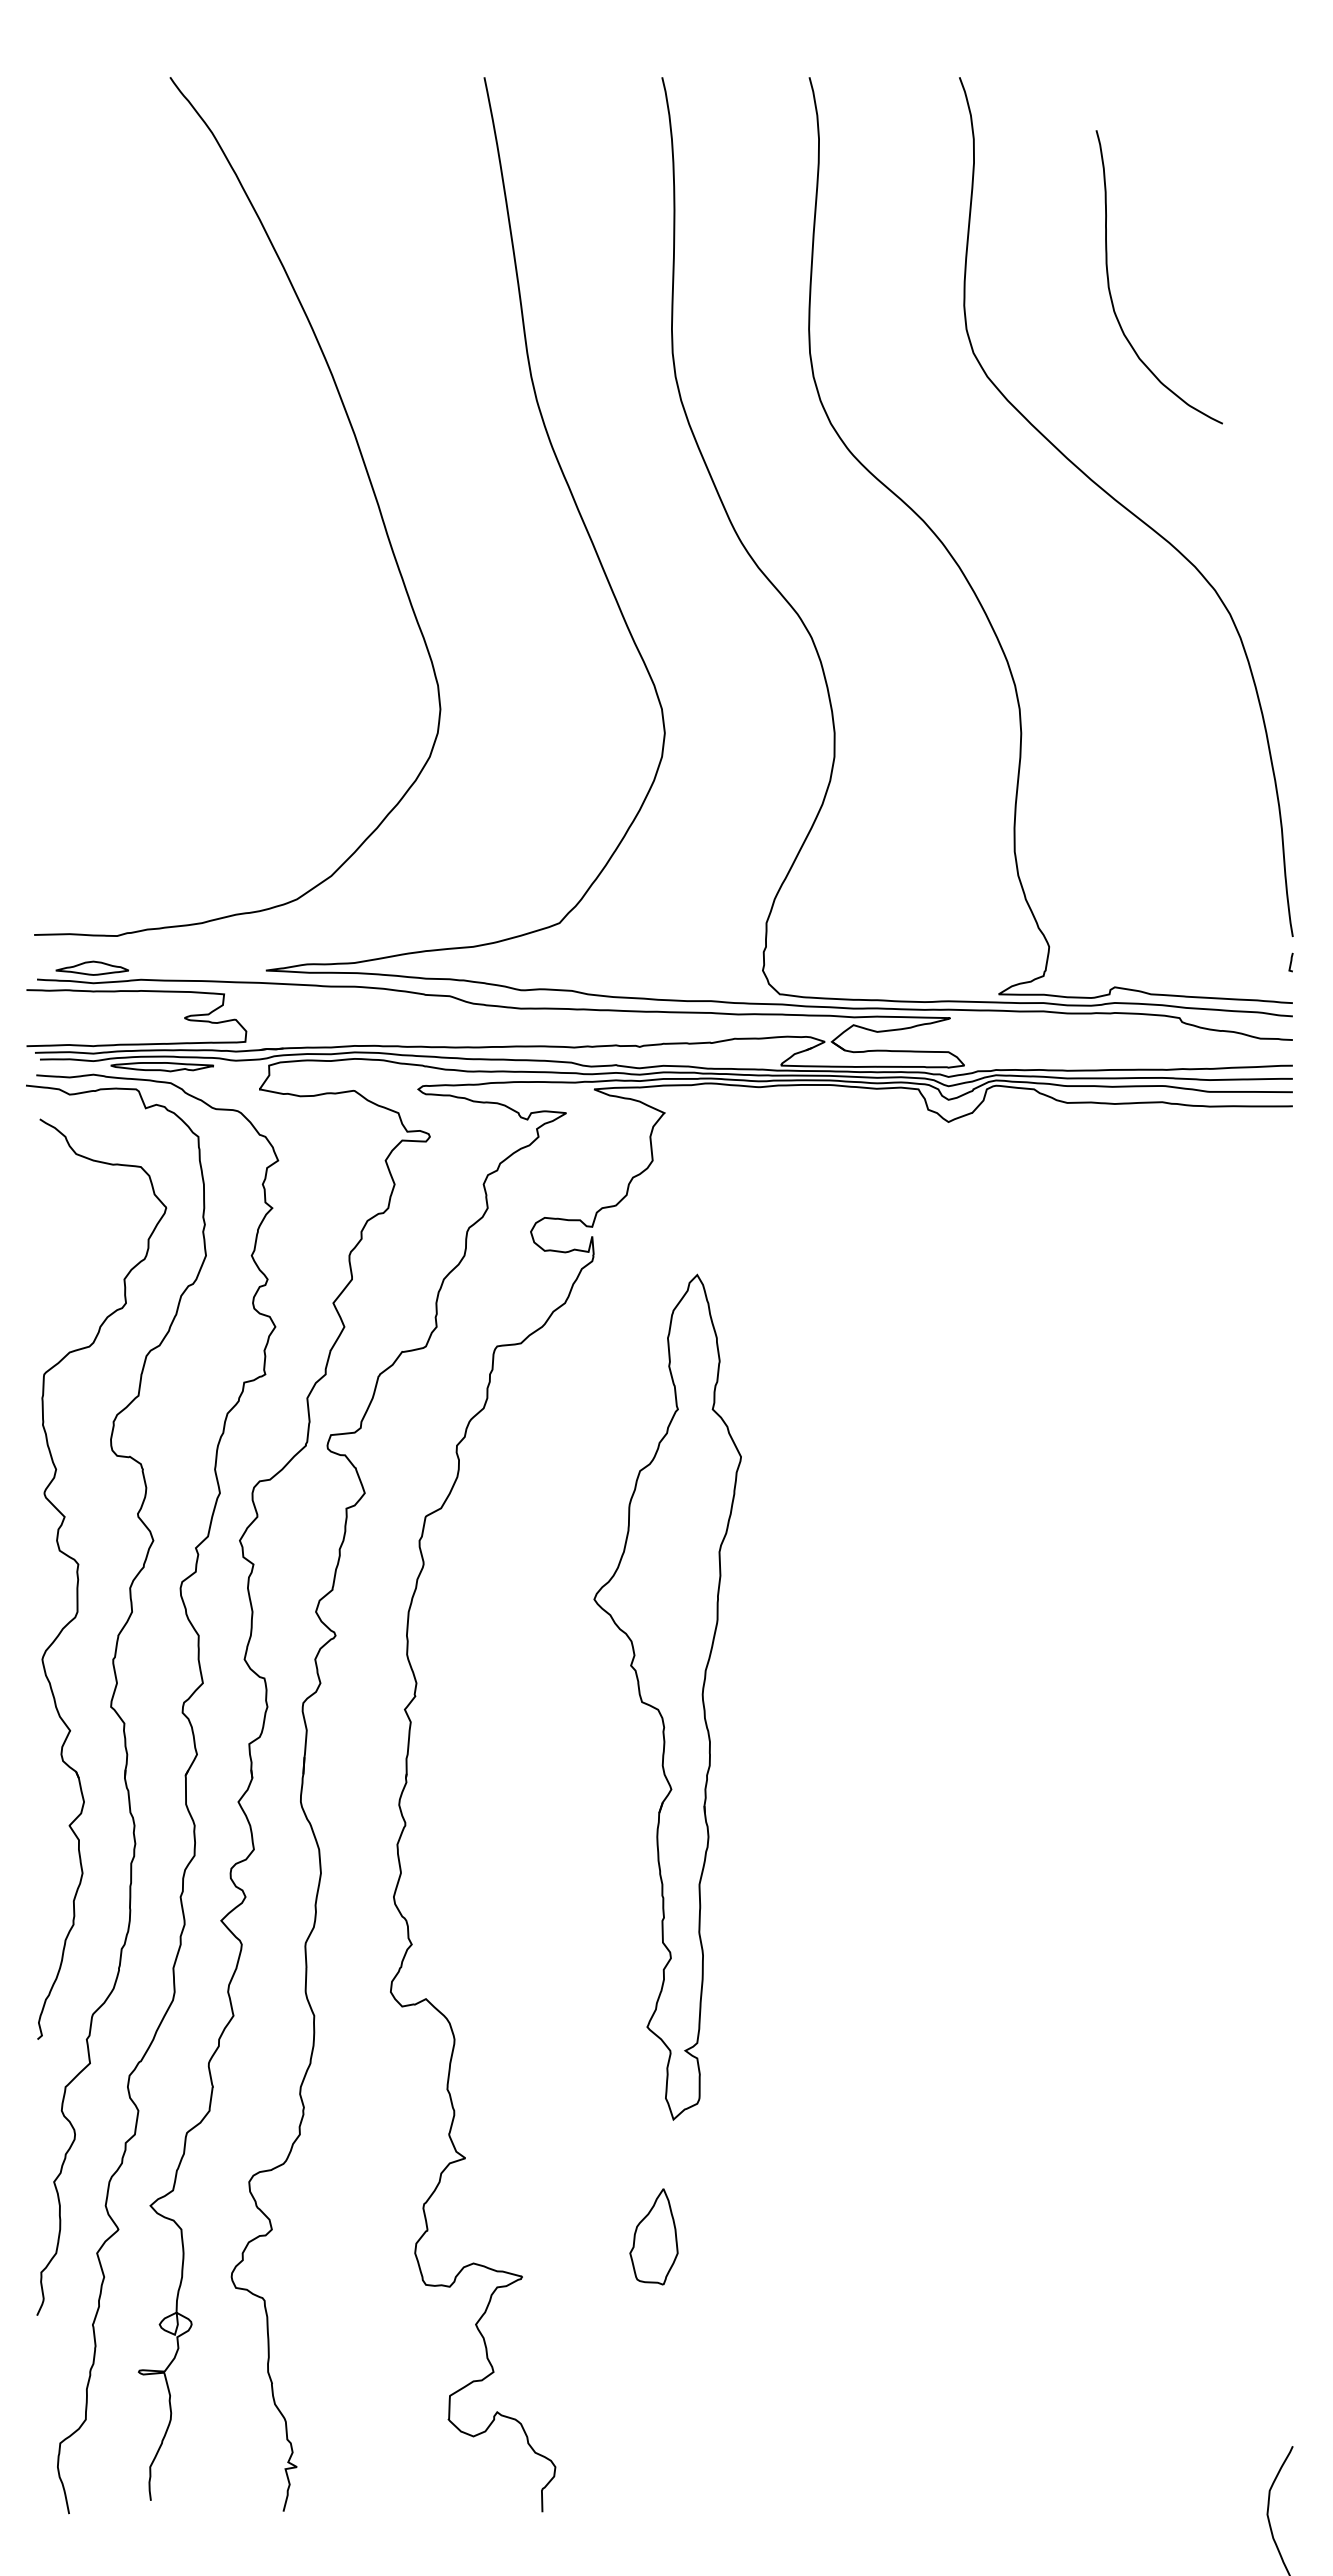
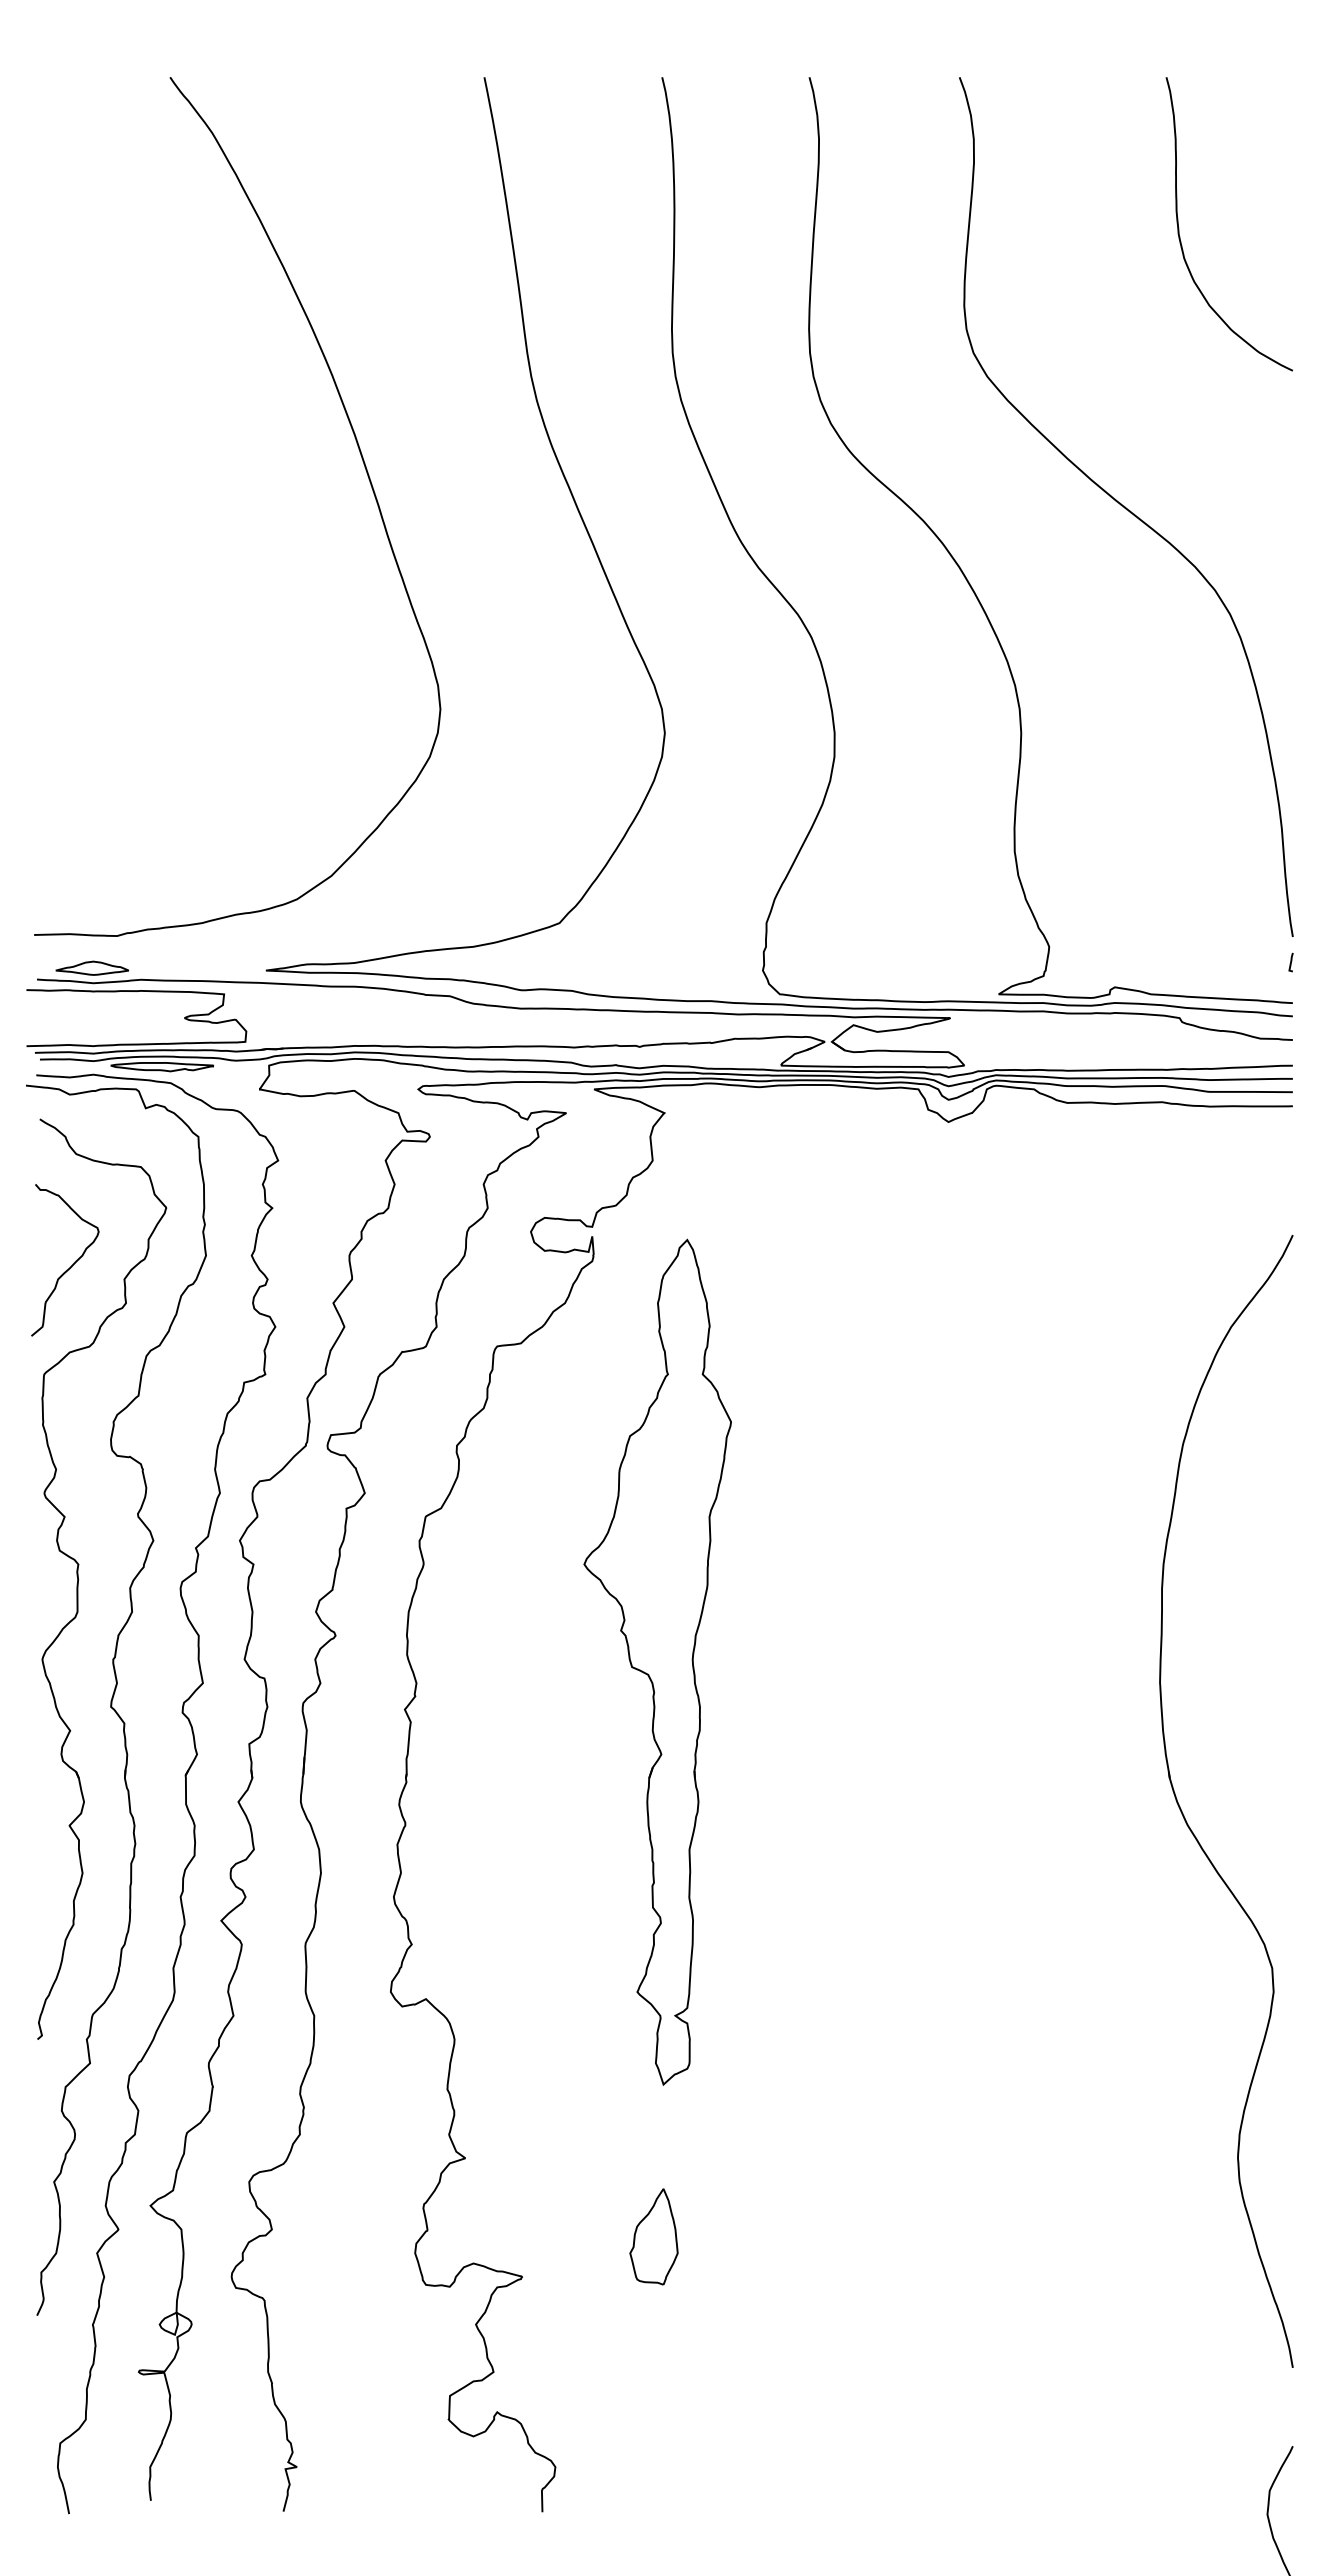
curve position: (1109, 280) -> (1179, 227) (1179, 227)
curve: none -> present (71, 1265)
part position: (667, 1696) -> (657, 1661) (657, 1661)
part: none -> present (1185, 1817)
